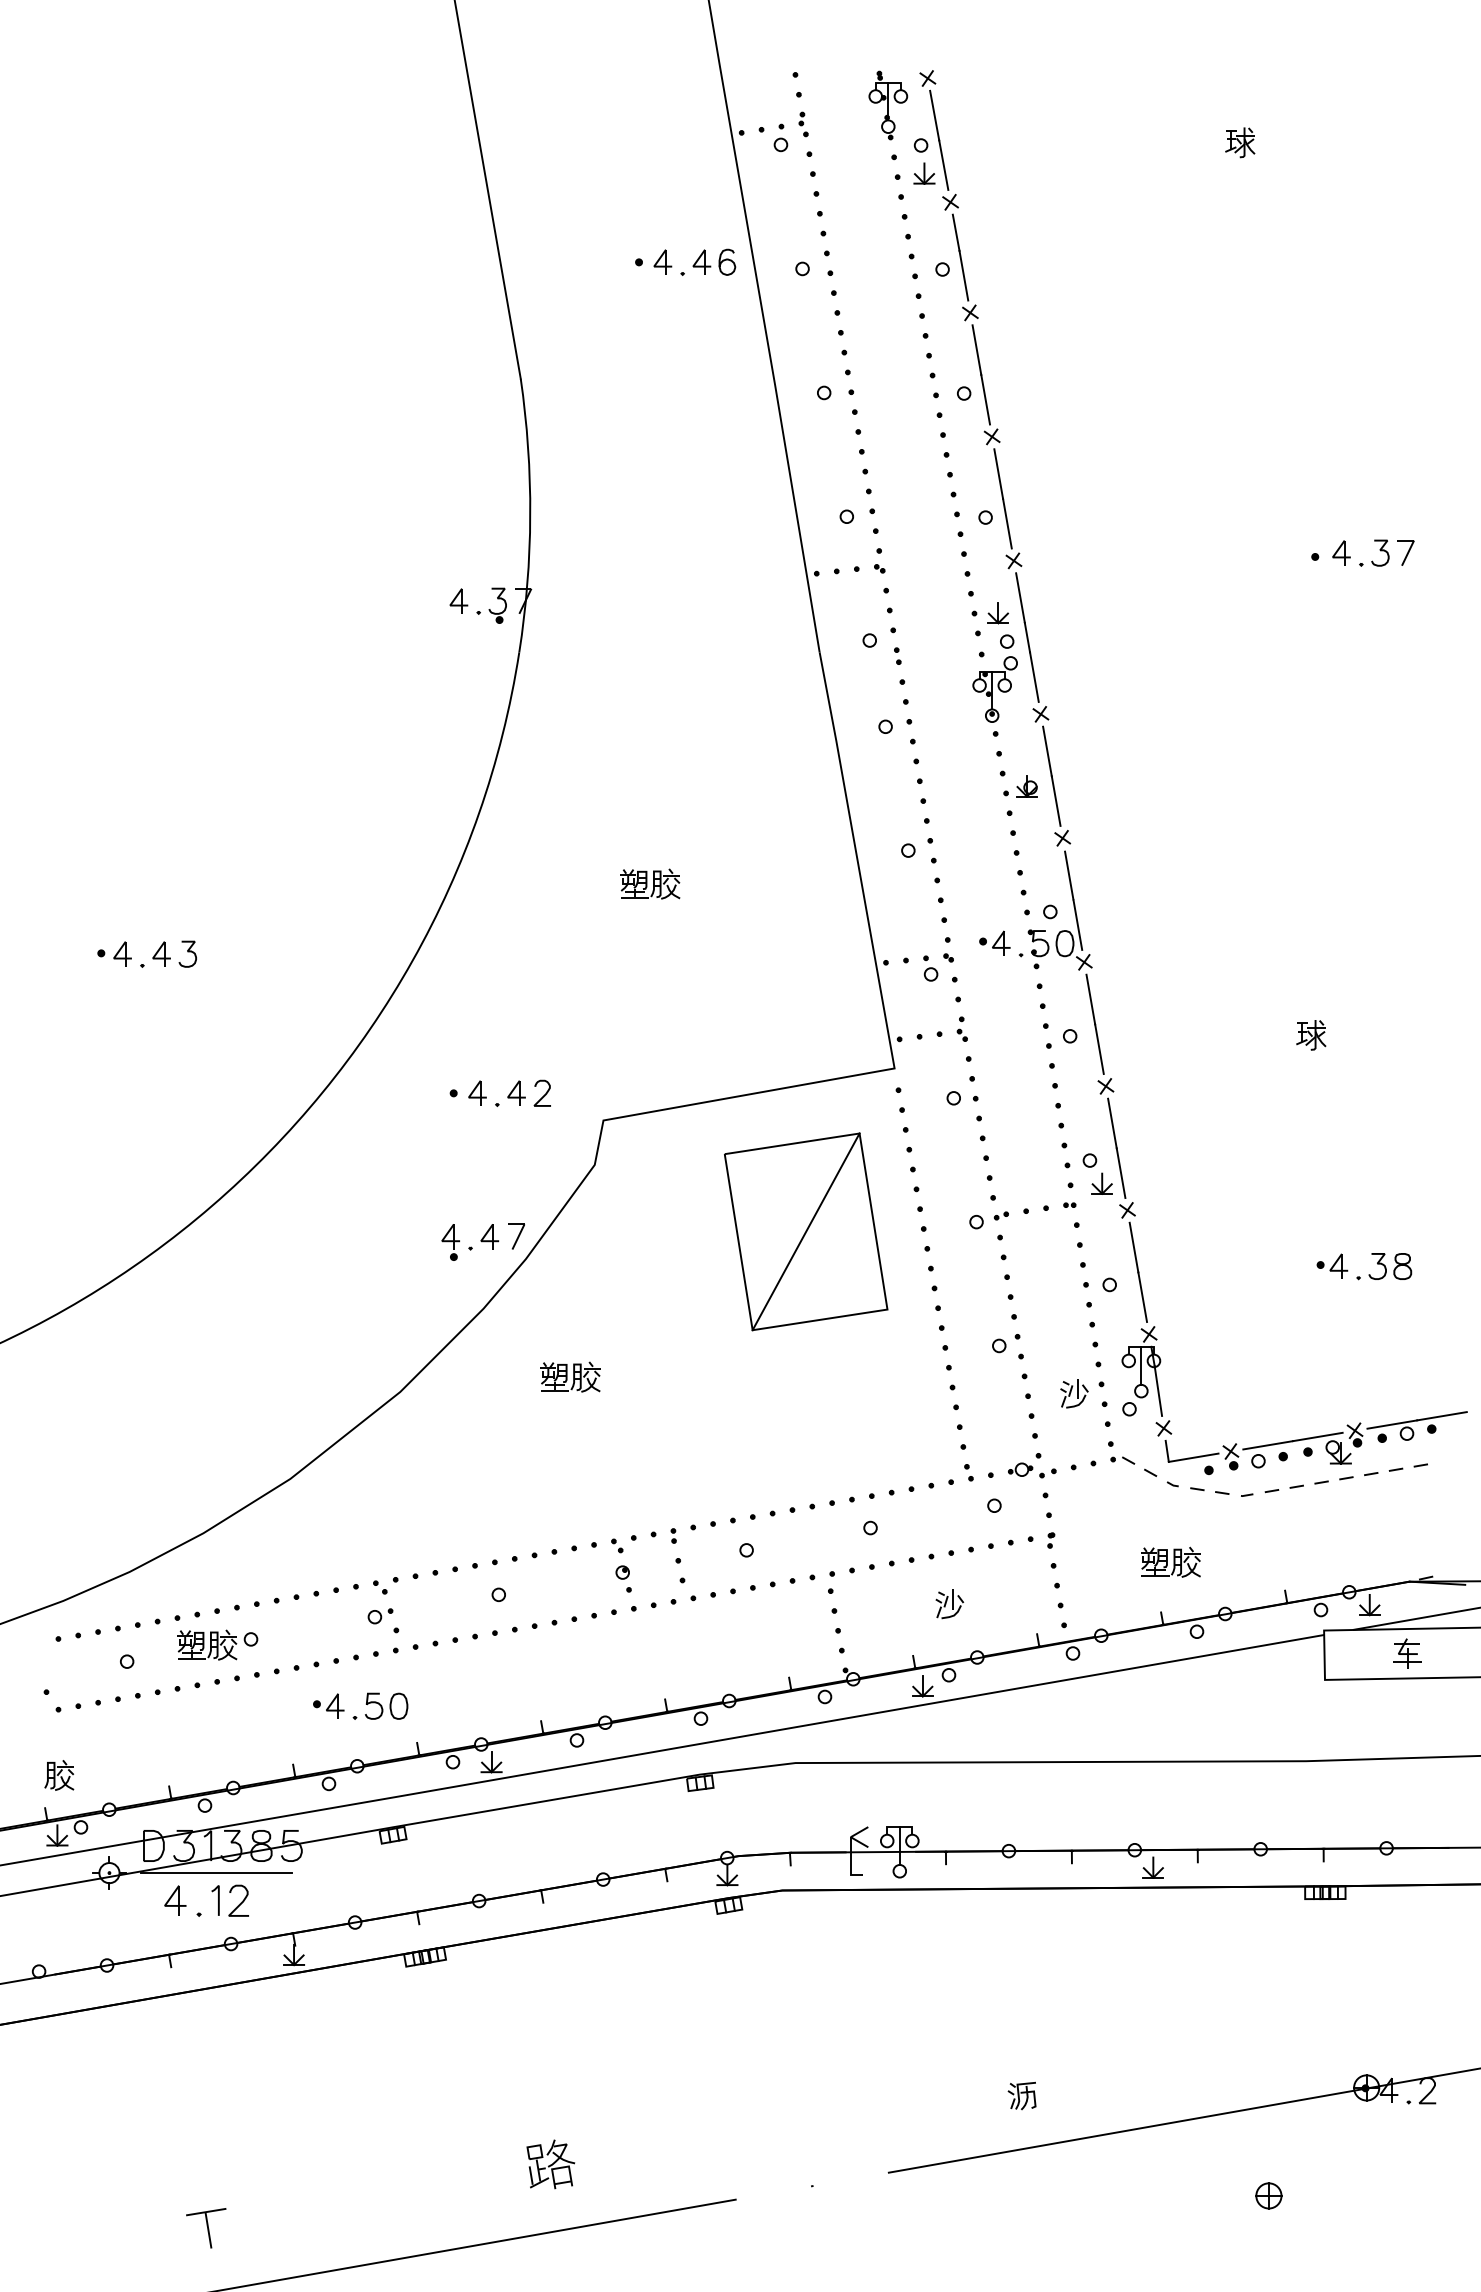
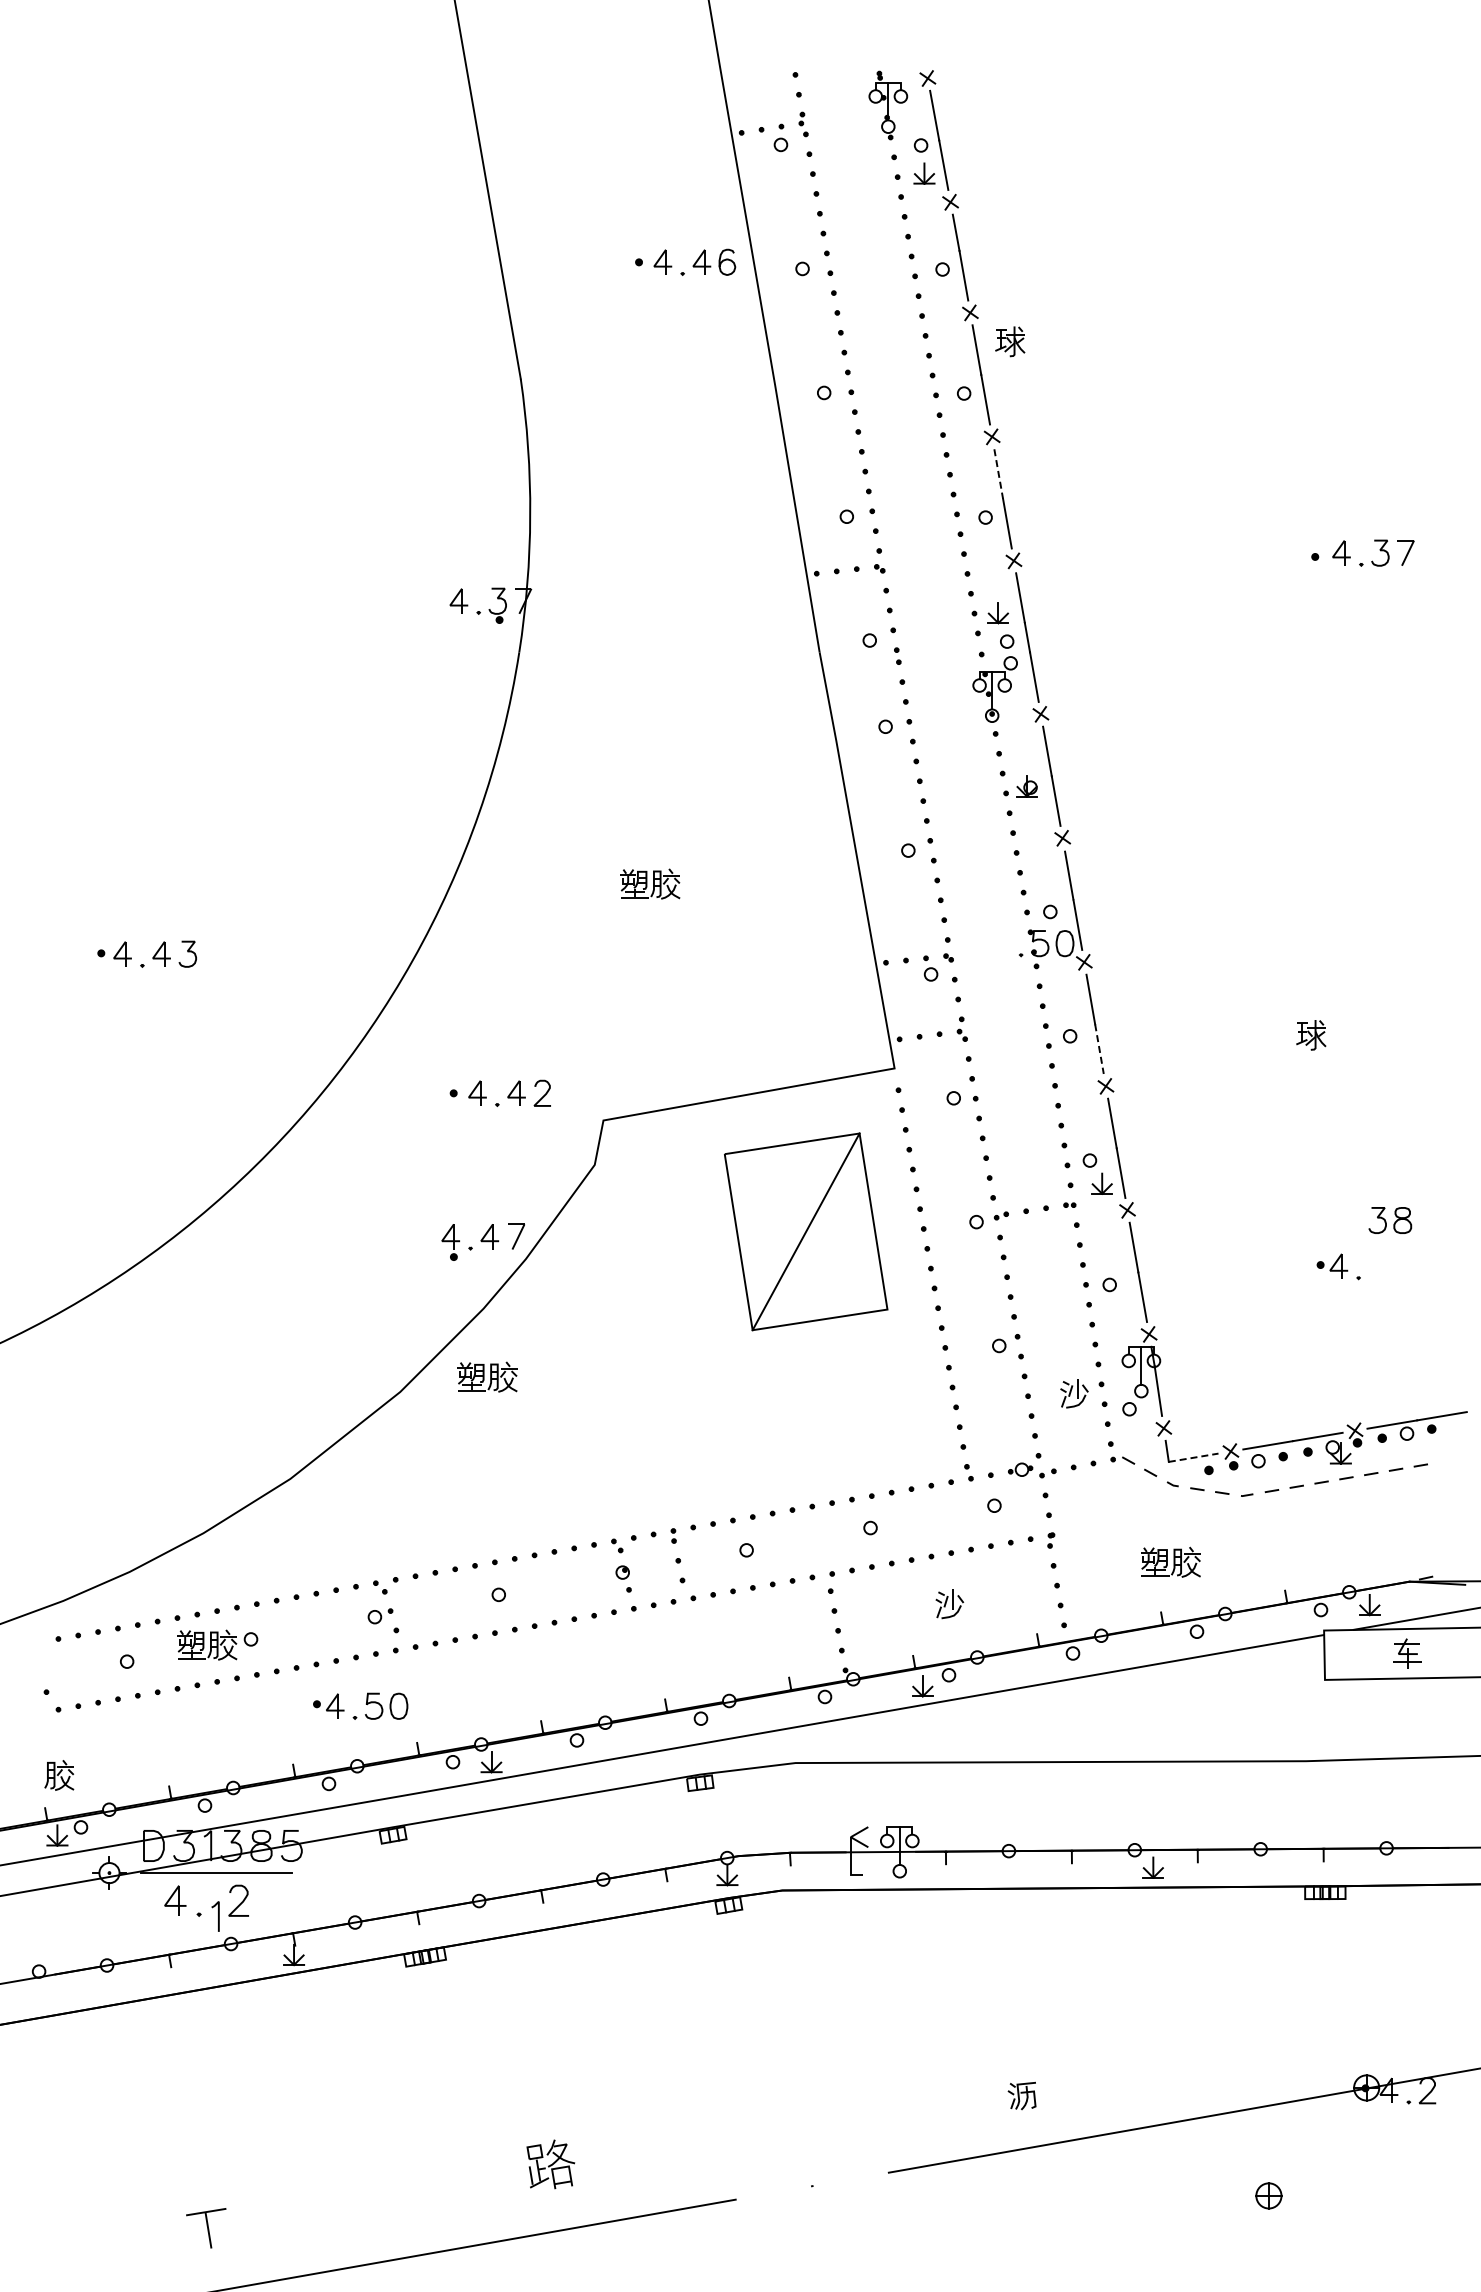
part position: (1240, 142) -> (1010, 341) (1010, 341)
line: solid -> dashed (998, 474)
part: present -> none (994, 942)
line: solid -> dashed (1099, 1049)
part position: (1390, 1266) -> (1390, 1220) (1390, 1220)
part position: (570, 1376) -> (487, 1376) (487, 1376)
line: solid -> dashed (1194, 1457)
line position: (218, 1900) -> (218, 1916) (218, 1916)
